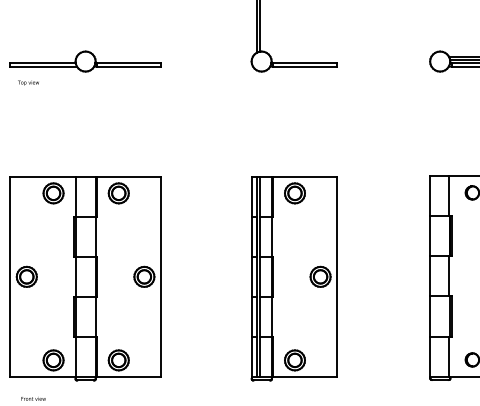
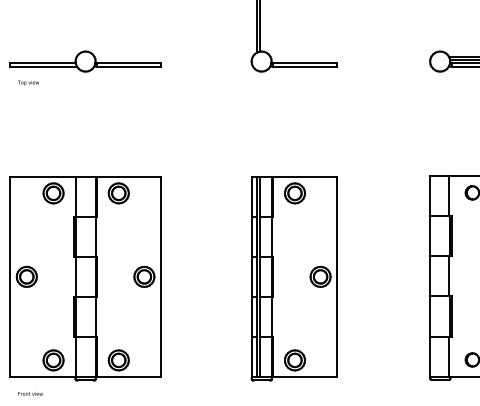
text position: (33, 398) -> (30, 393) (30, 393)
